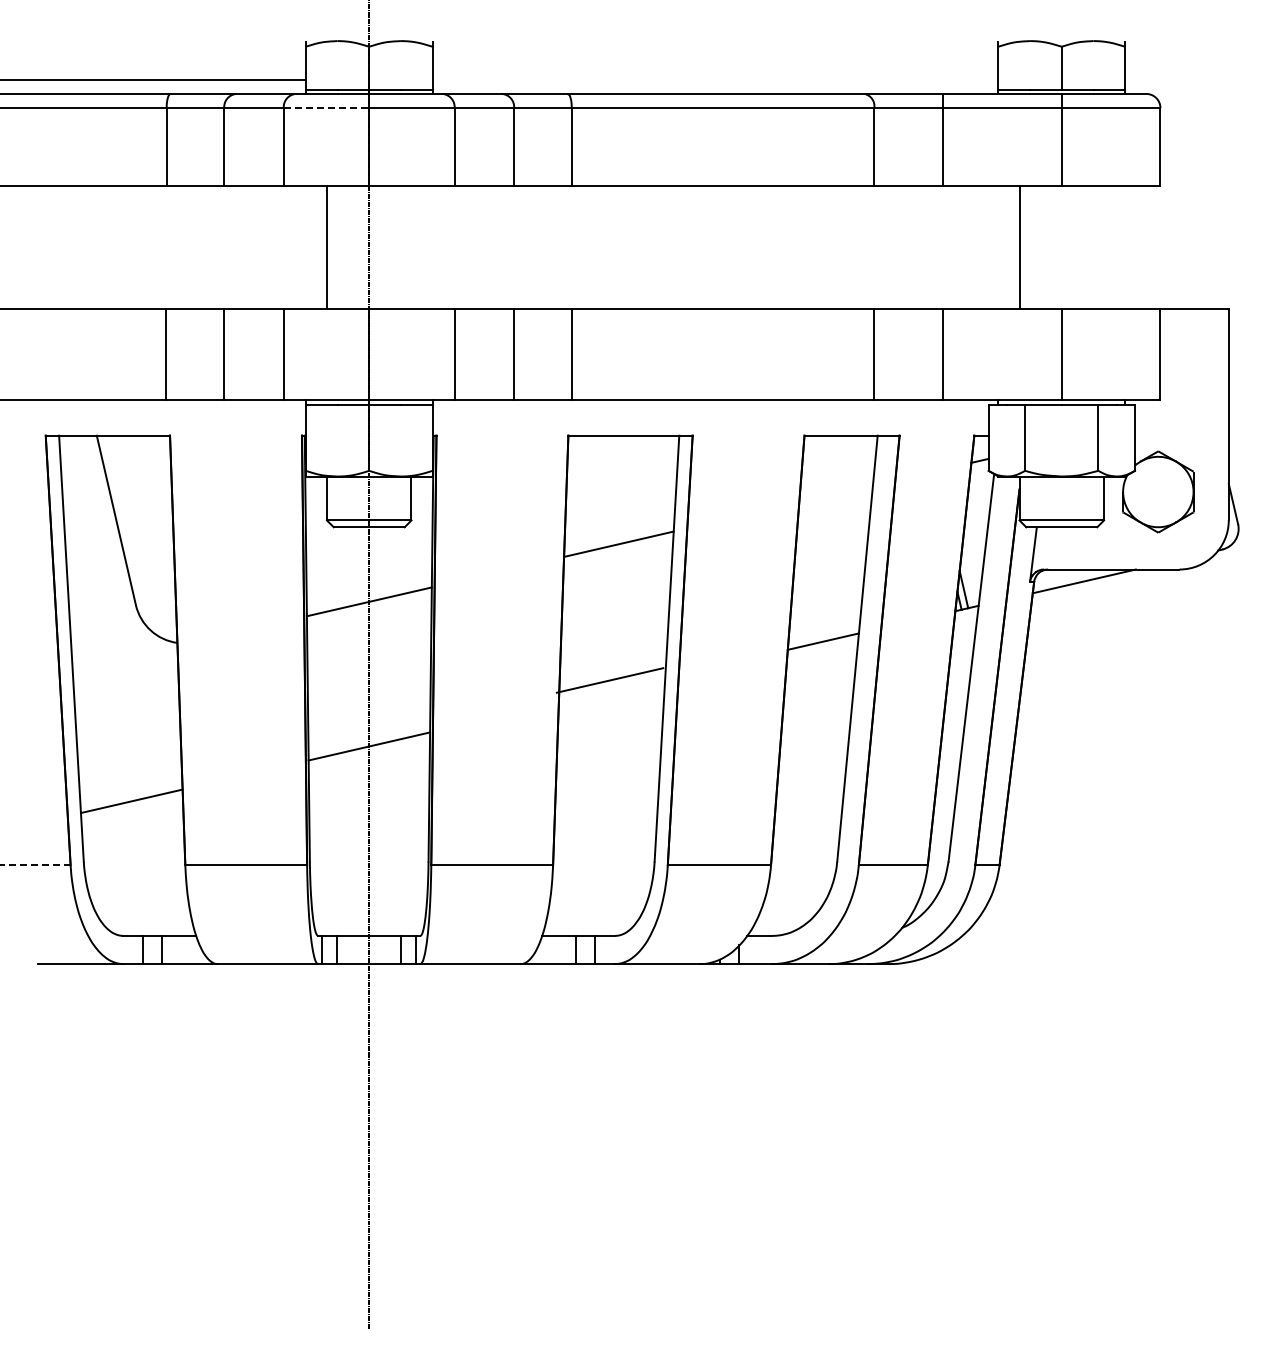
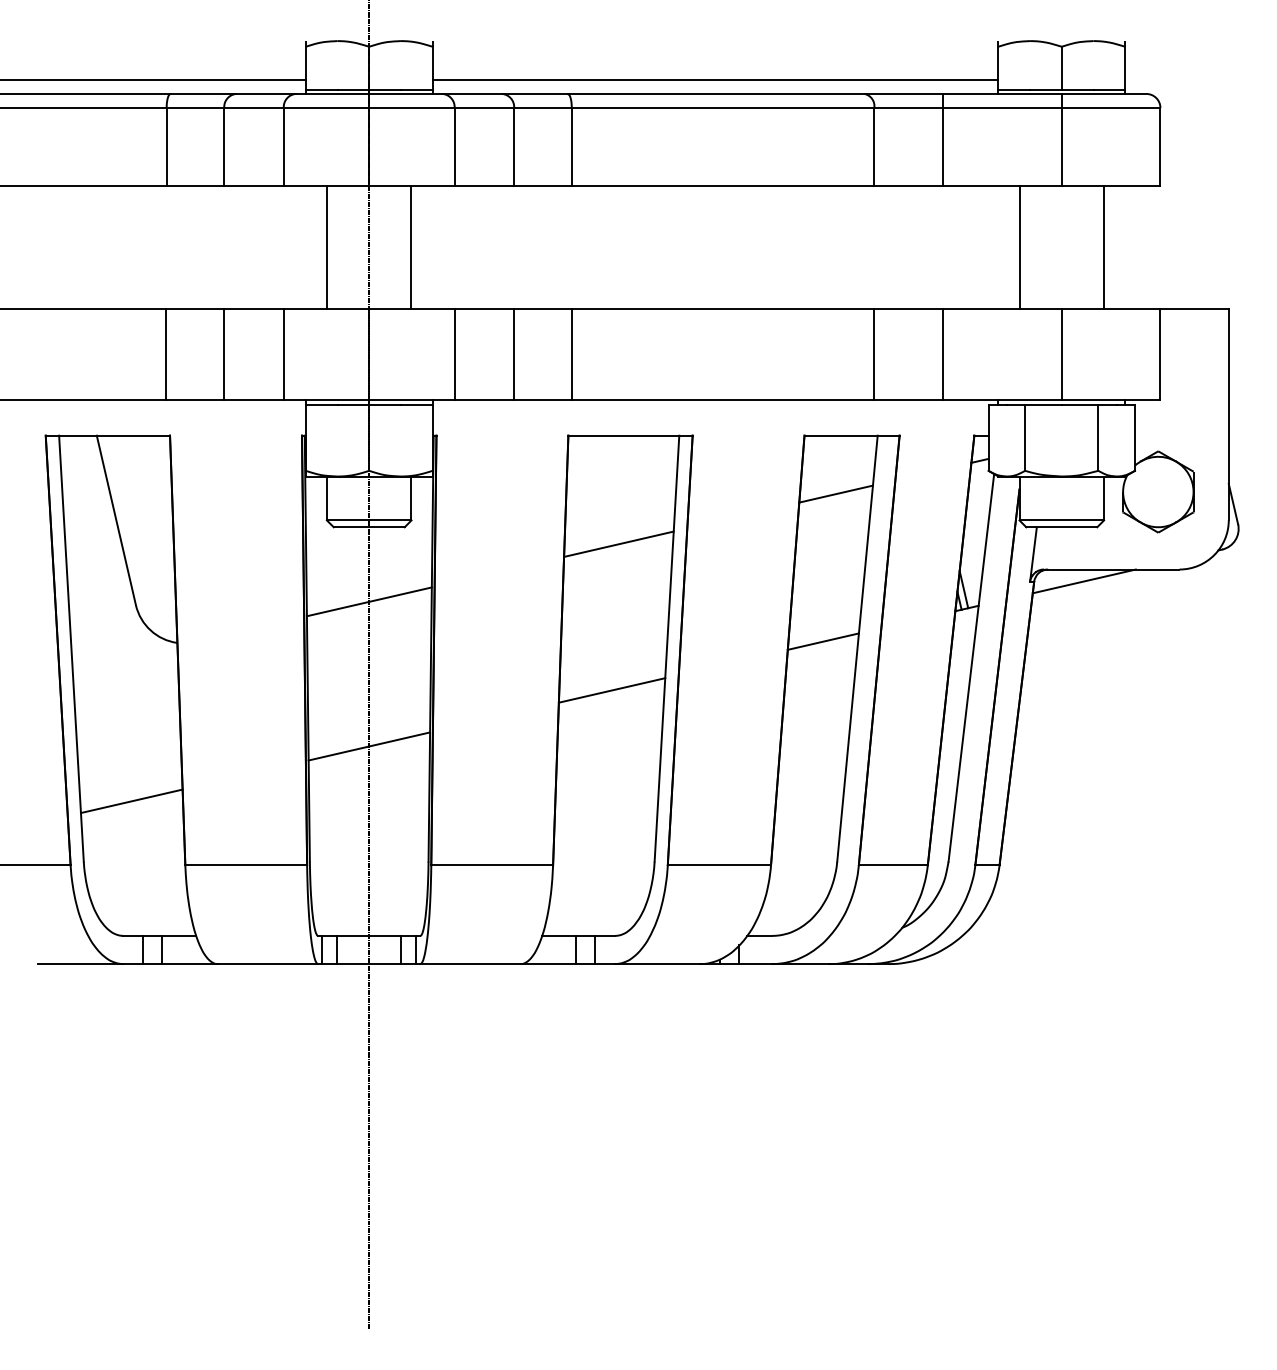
line: none -> present (715, 79)
line: dashed -> solid (326, 108)
line: none -> present (411, 246)
line: none -> present (1104, 246)
line: none -> present (835, 493)
line position: (609, 680) -> (611, 690) (611, 690)
line: dashed -> solid (34, 865)
